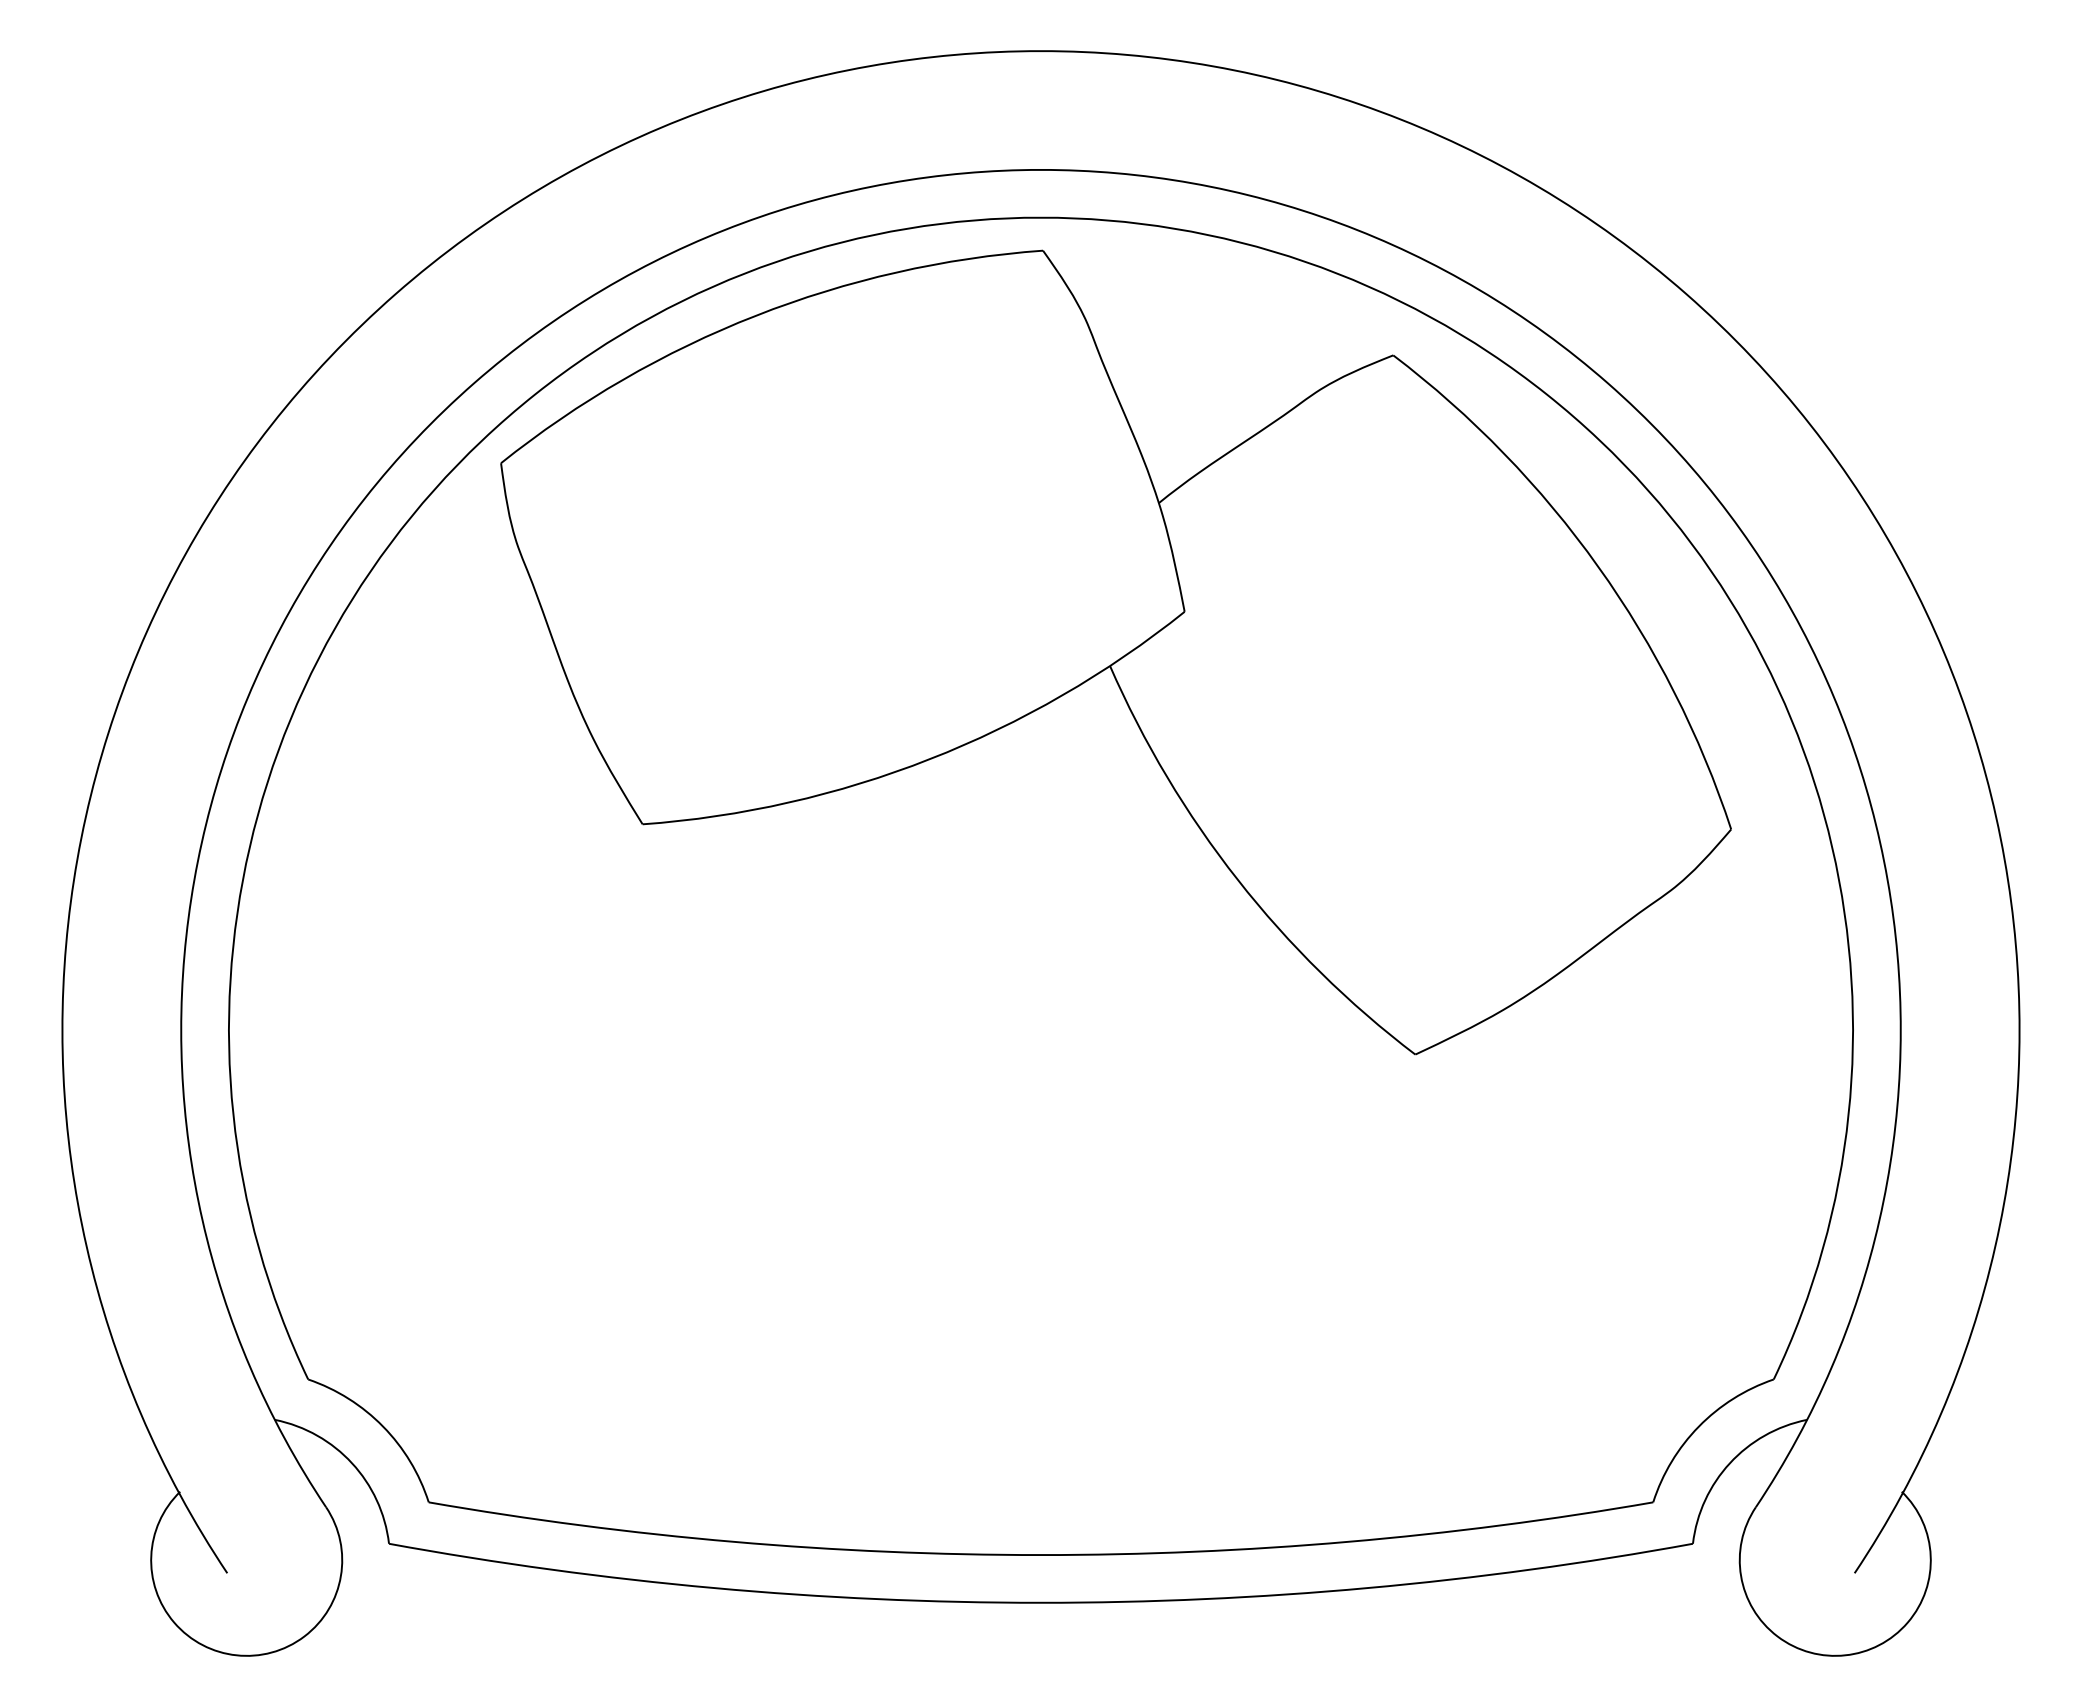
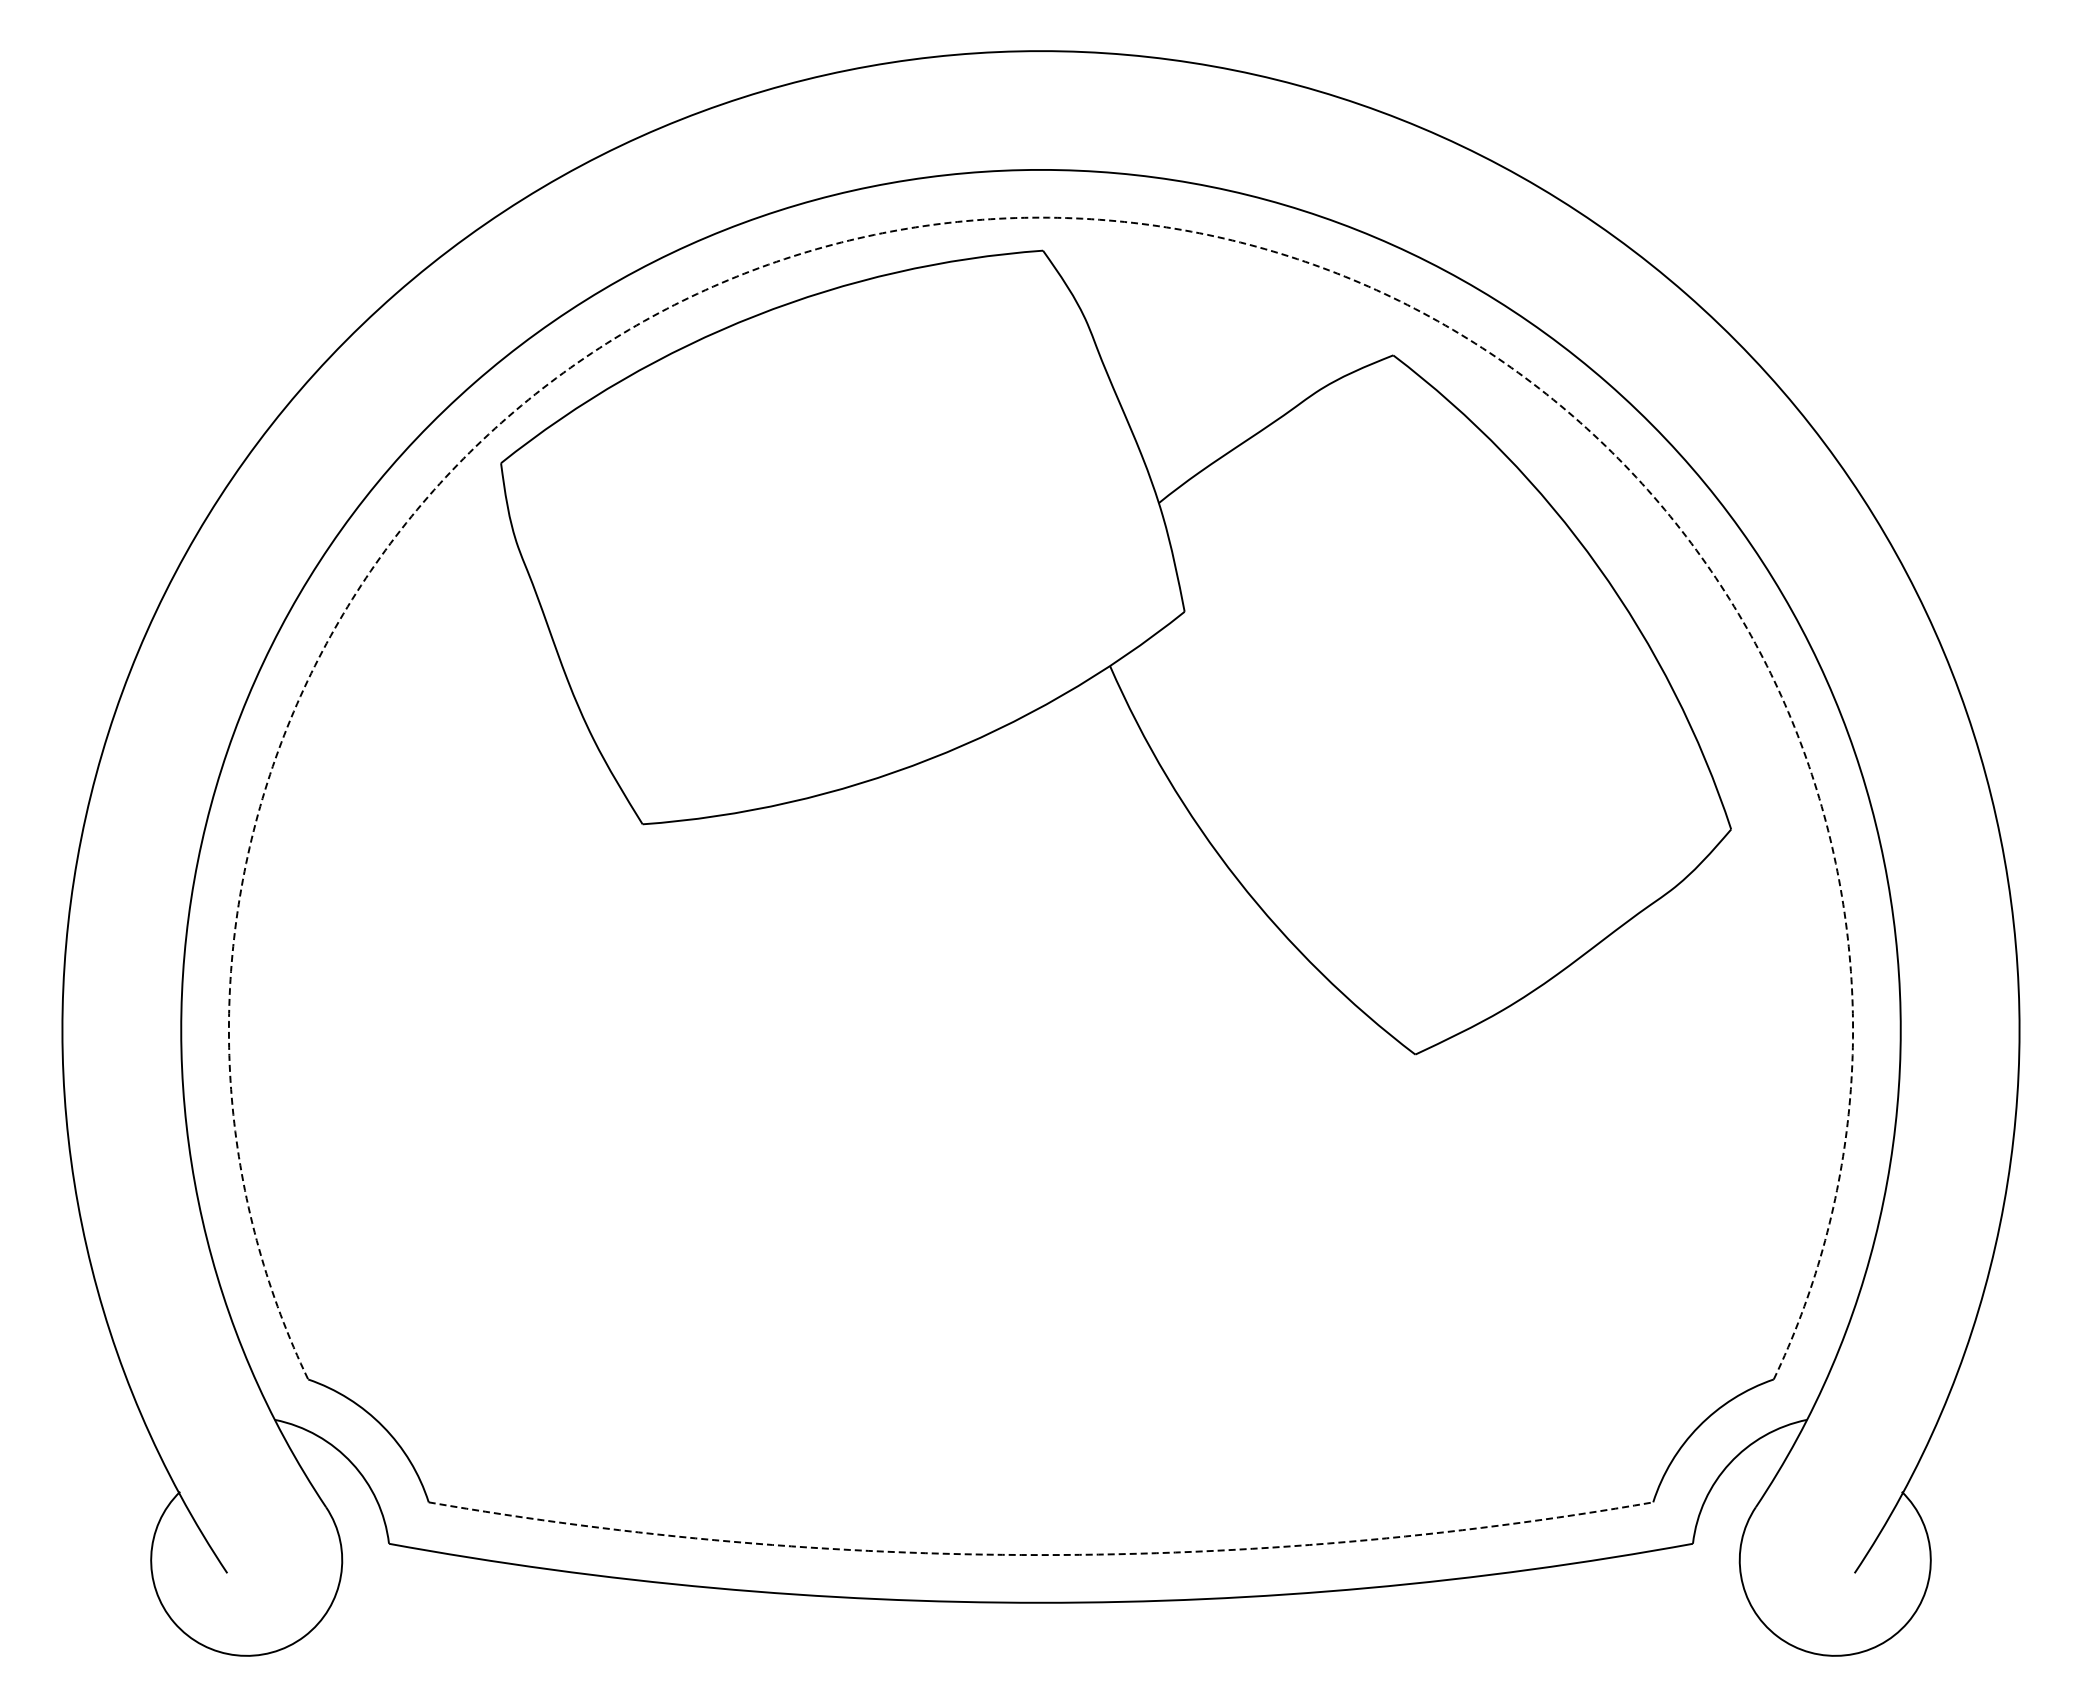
arc: solid -> dashed (1041, 217)
arc: solid -> dashed (1041, 1555)
